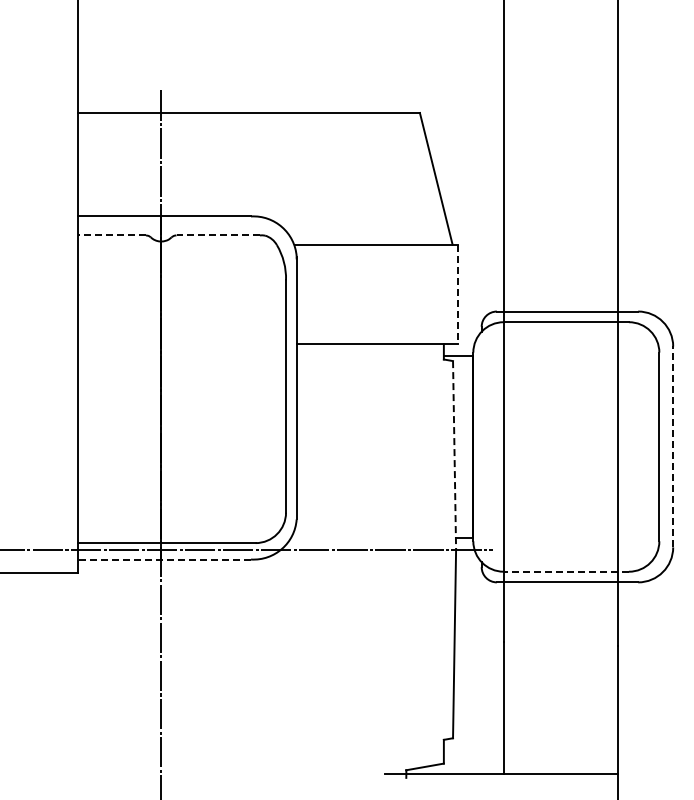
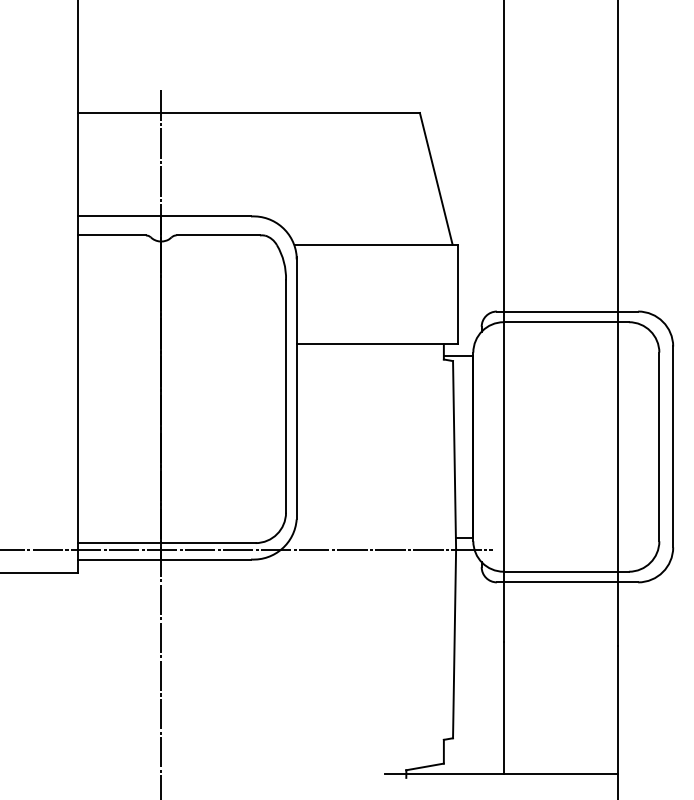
line: dashed -> solid (111, 235)
line: dashed -> solid (218, 235)
line: dashed -> solid (458, 294)
line: dashed -> solid (673, 446)
line: dashed -> solid (454, 455)
line: dashed -> solid (164, 559)
line: dashed -> solid (566, 571)
